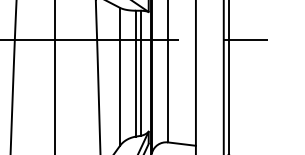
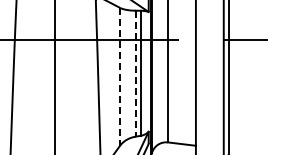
line: solid -> dashed (135, 73)
line: solid -> dashed (120, 77)
